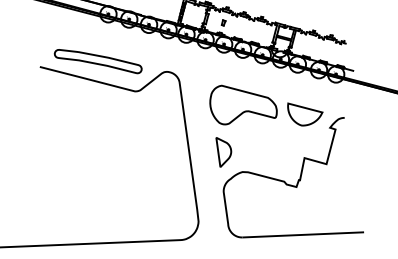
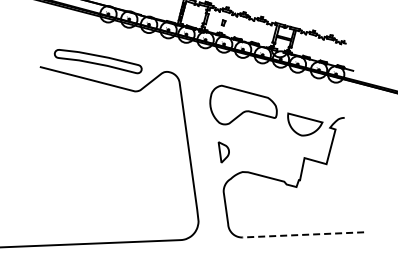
part position: (305, 114) -> (305, 124) (305, 124)
part size: 18x31 px -> 13x23 px (223, 152)
line: solid -> dashed (303, 234)
